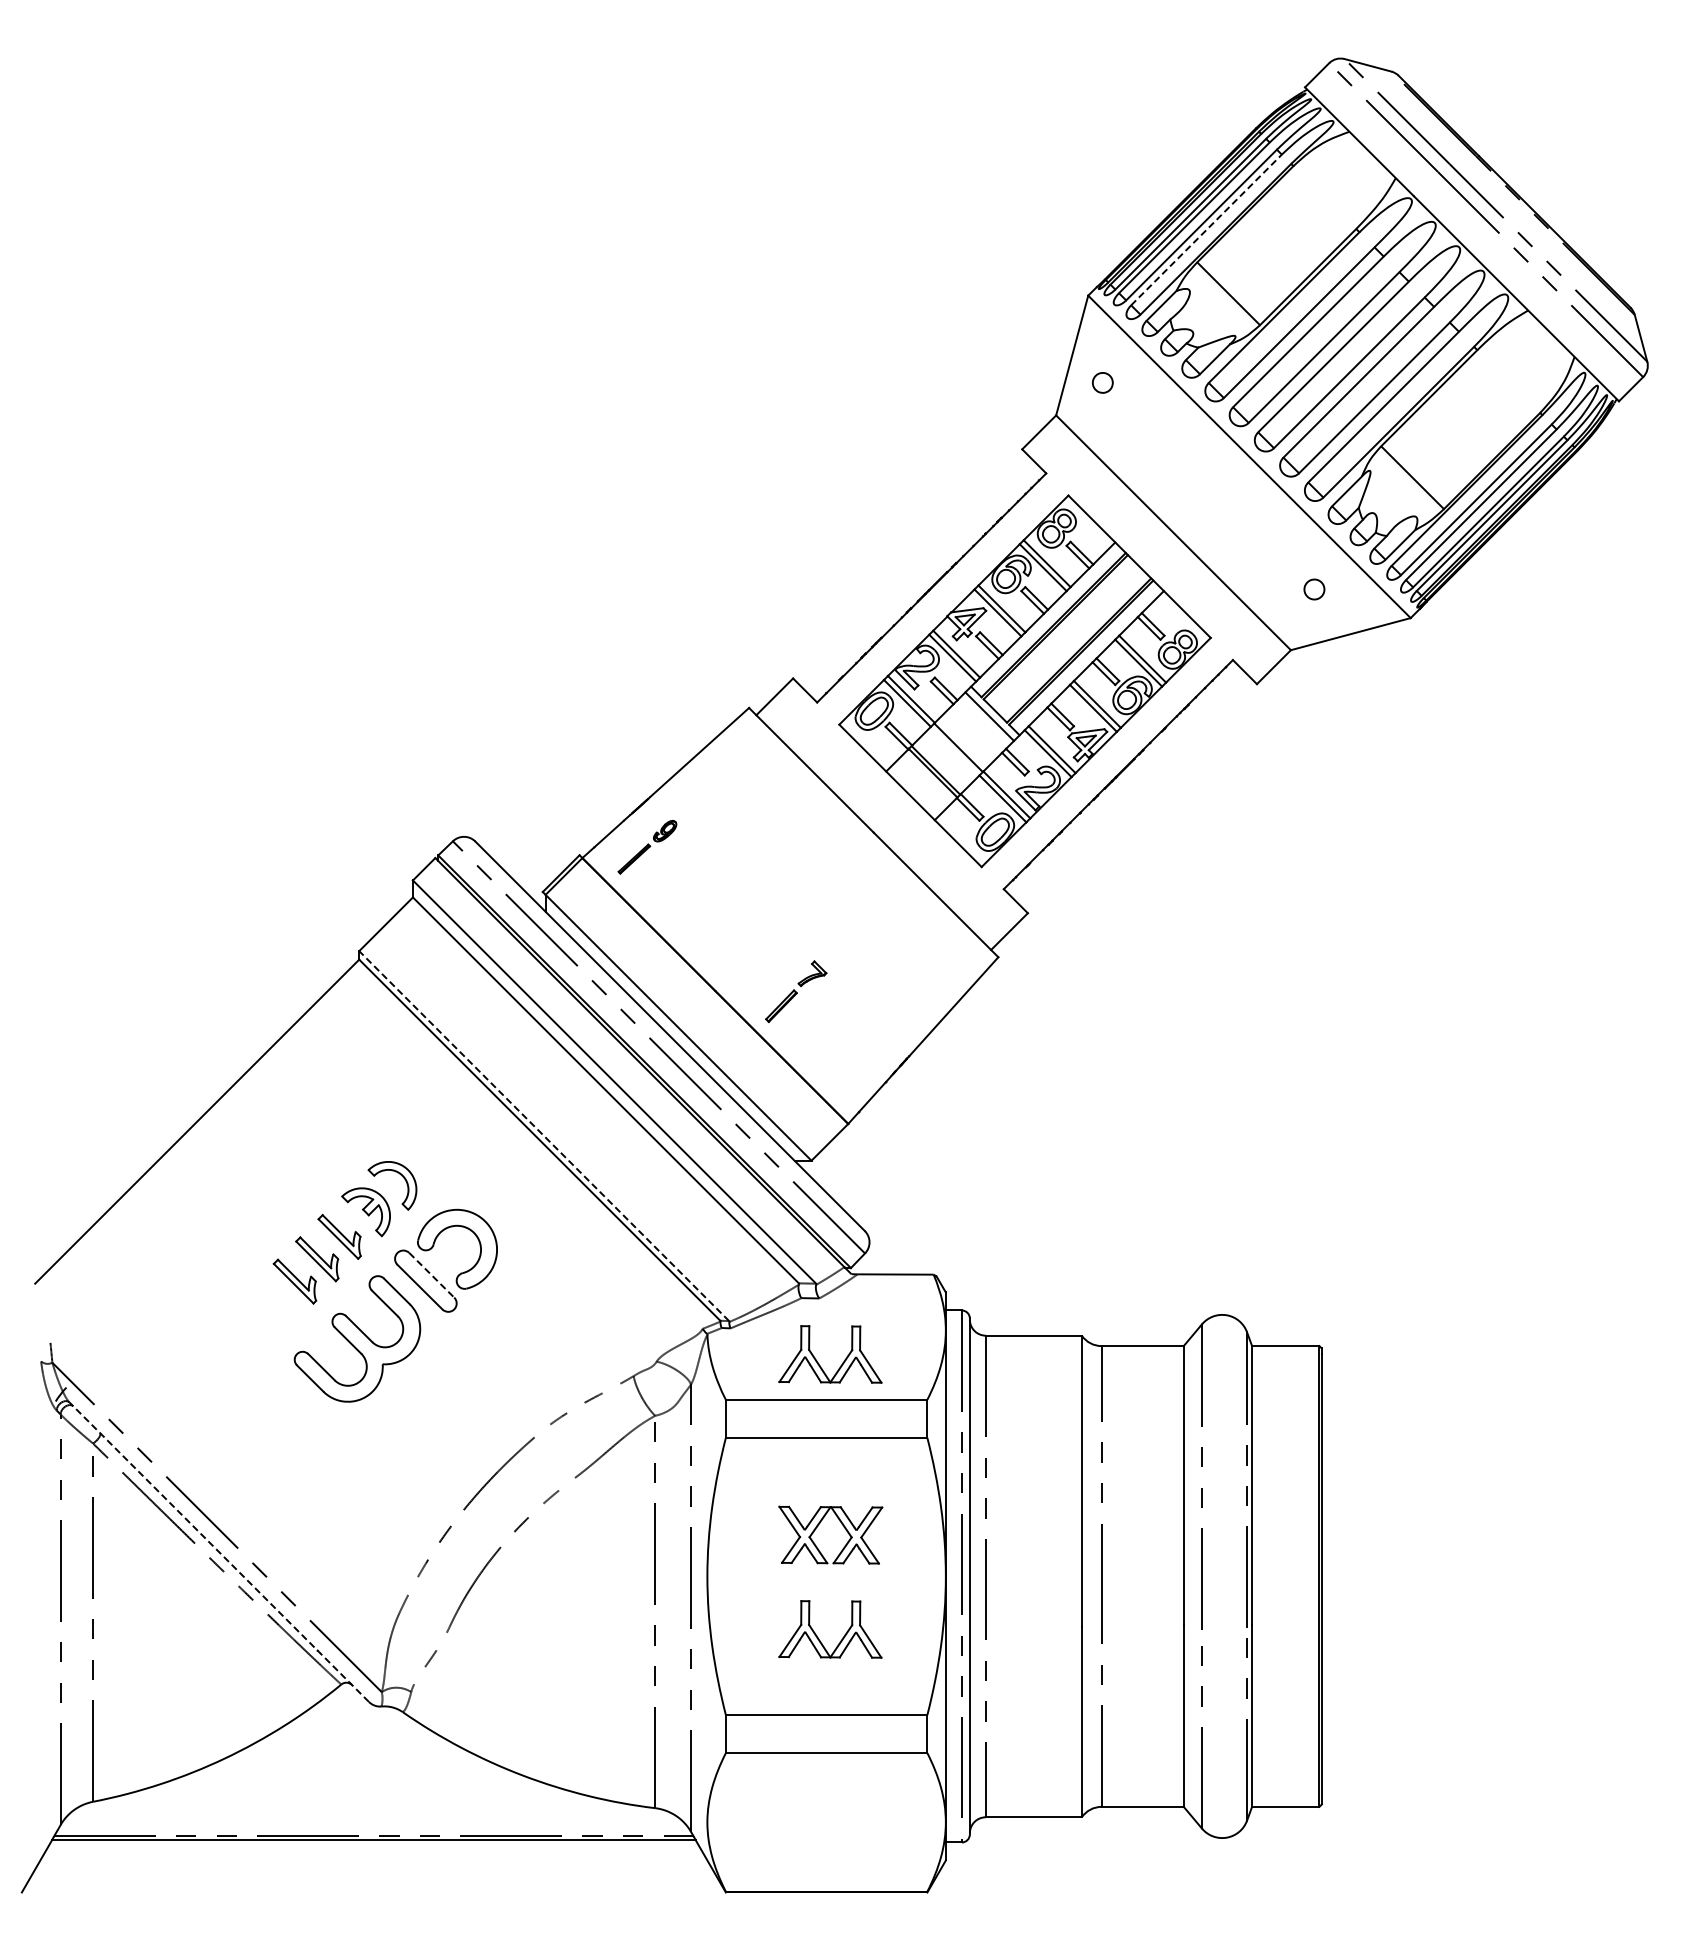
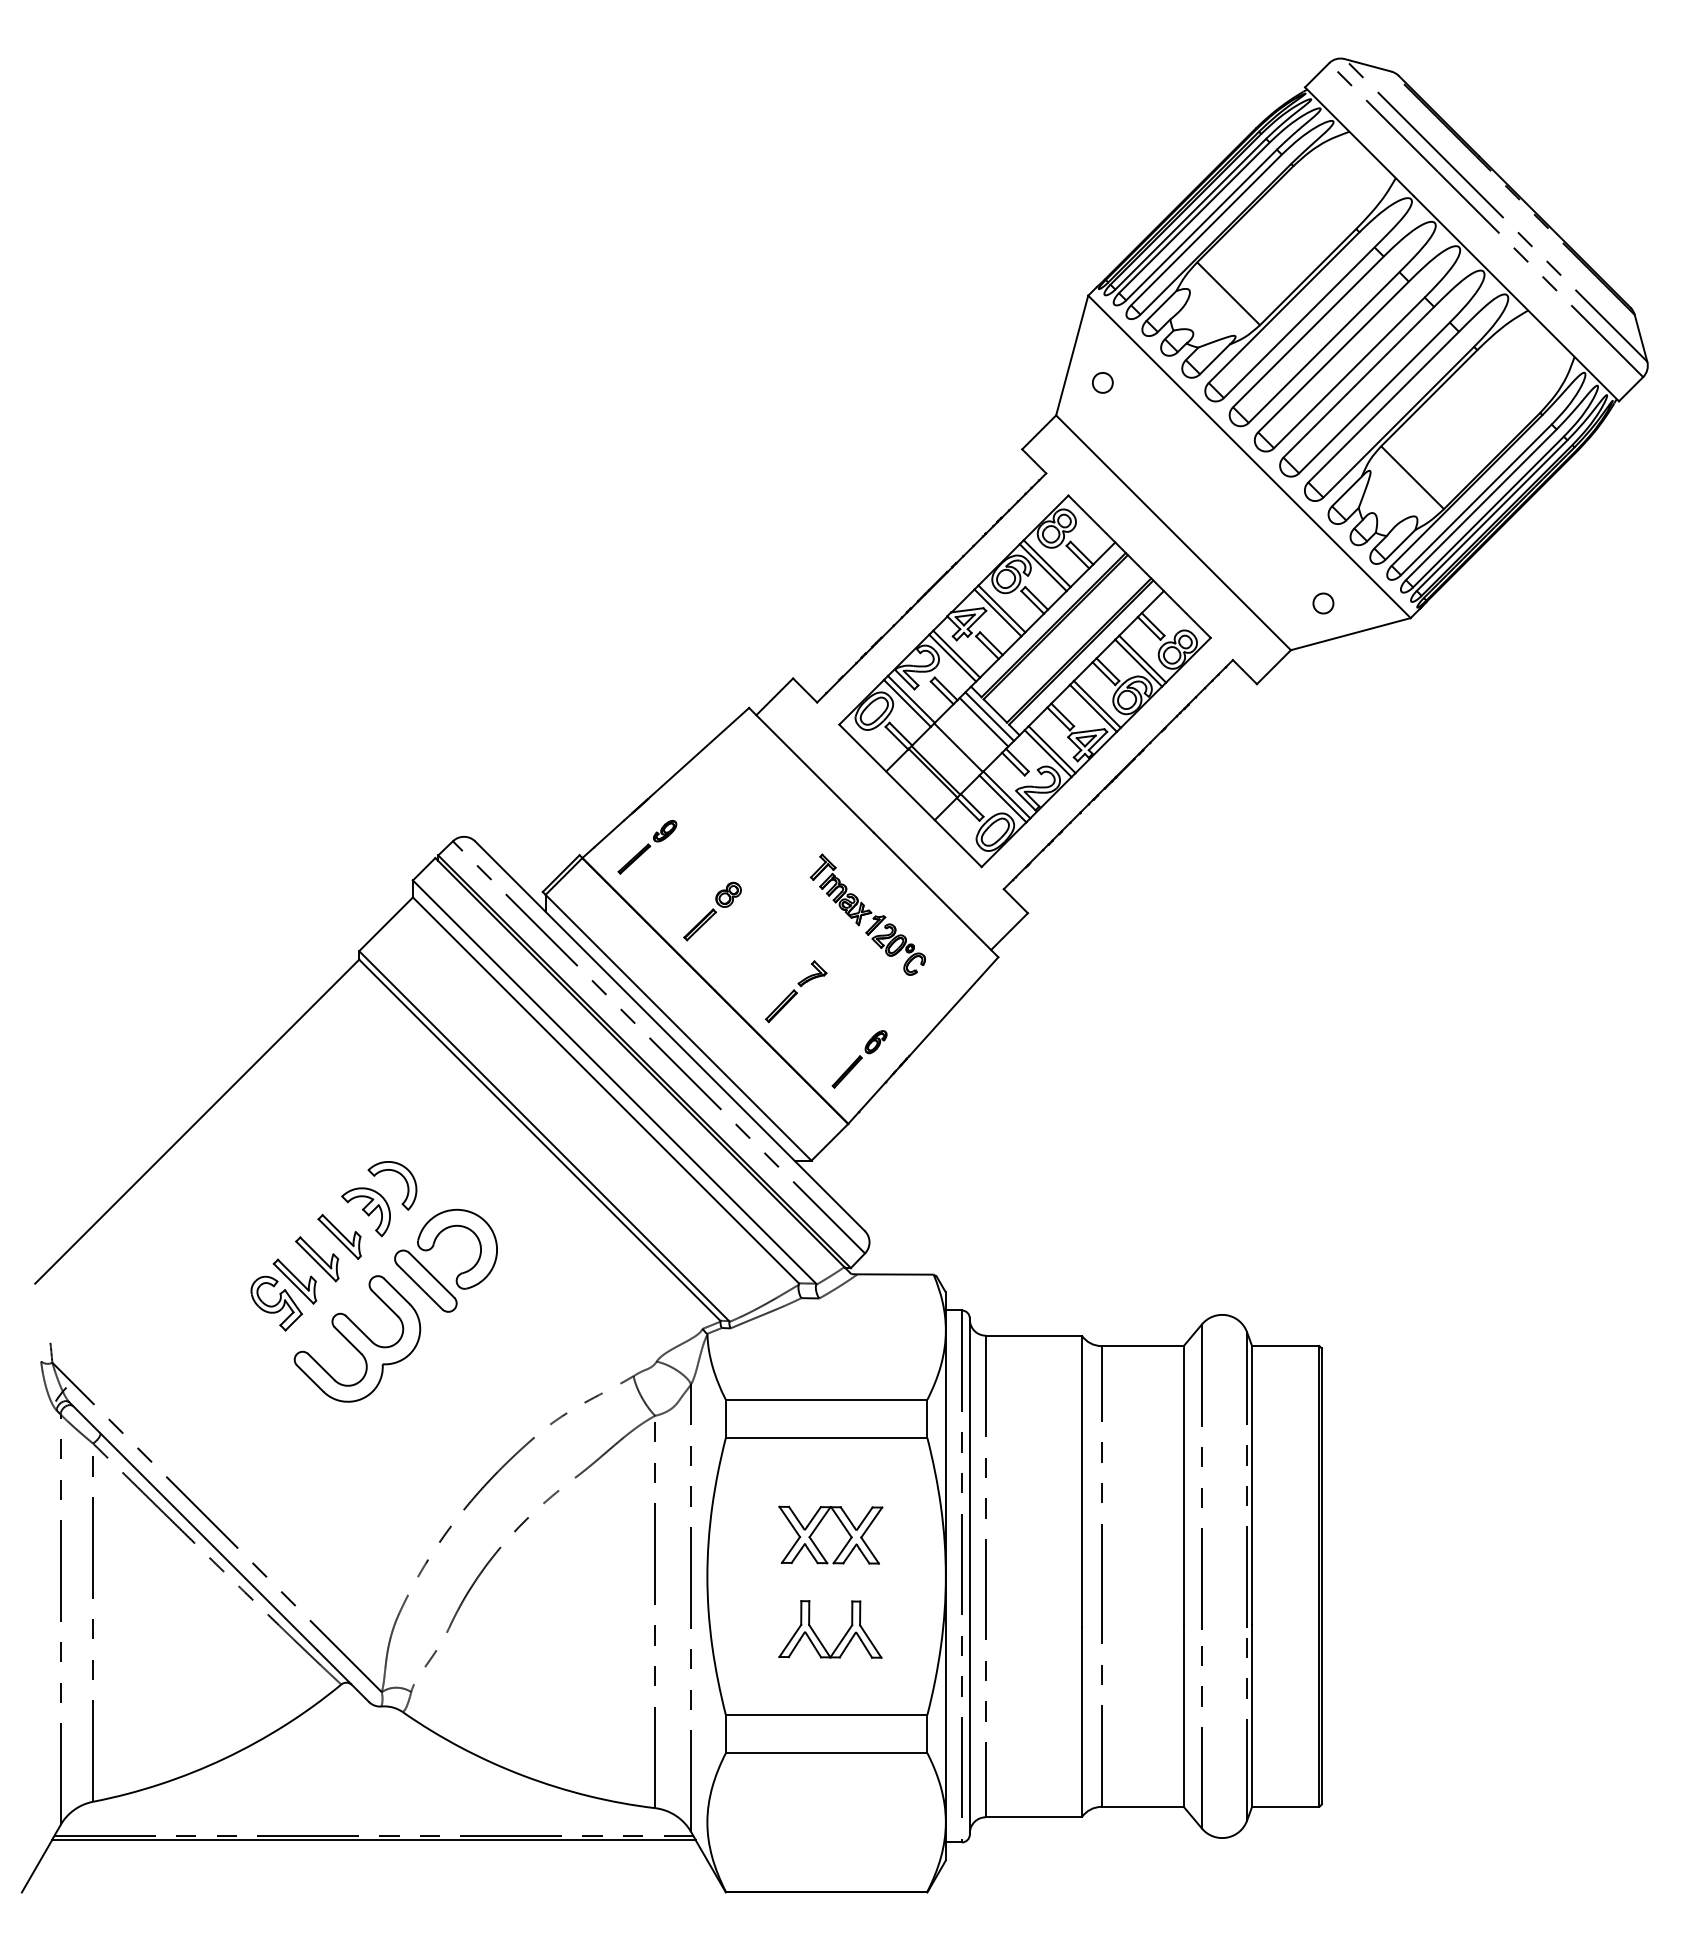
line: dashed -> solid (1206, 230)
part position: (1314, 589) -> (1323, 603) (1323, 603)
line: none -> present (983, 722)
part: none -> present (712, 911)
part: none -> present (867, 914)
part: none -> present (859, 1059)
line: dashed -> solid (544, 1136)
line: dashed -> solid (431, 1275)
part: none -> present (276, 1303)
part: present -> none (819, 1363)
line: dashed -> solid (219, 1552)
